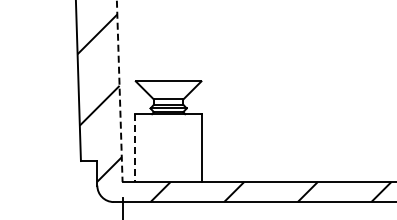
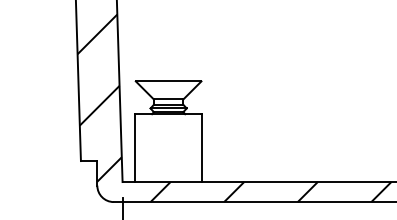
line: dashed -> solid (119, 91)
line: dashed -> solid (135, 148)
